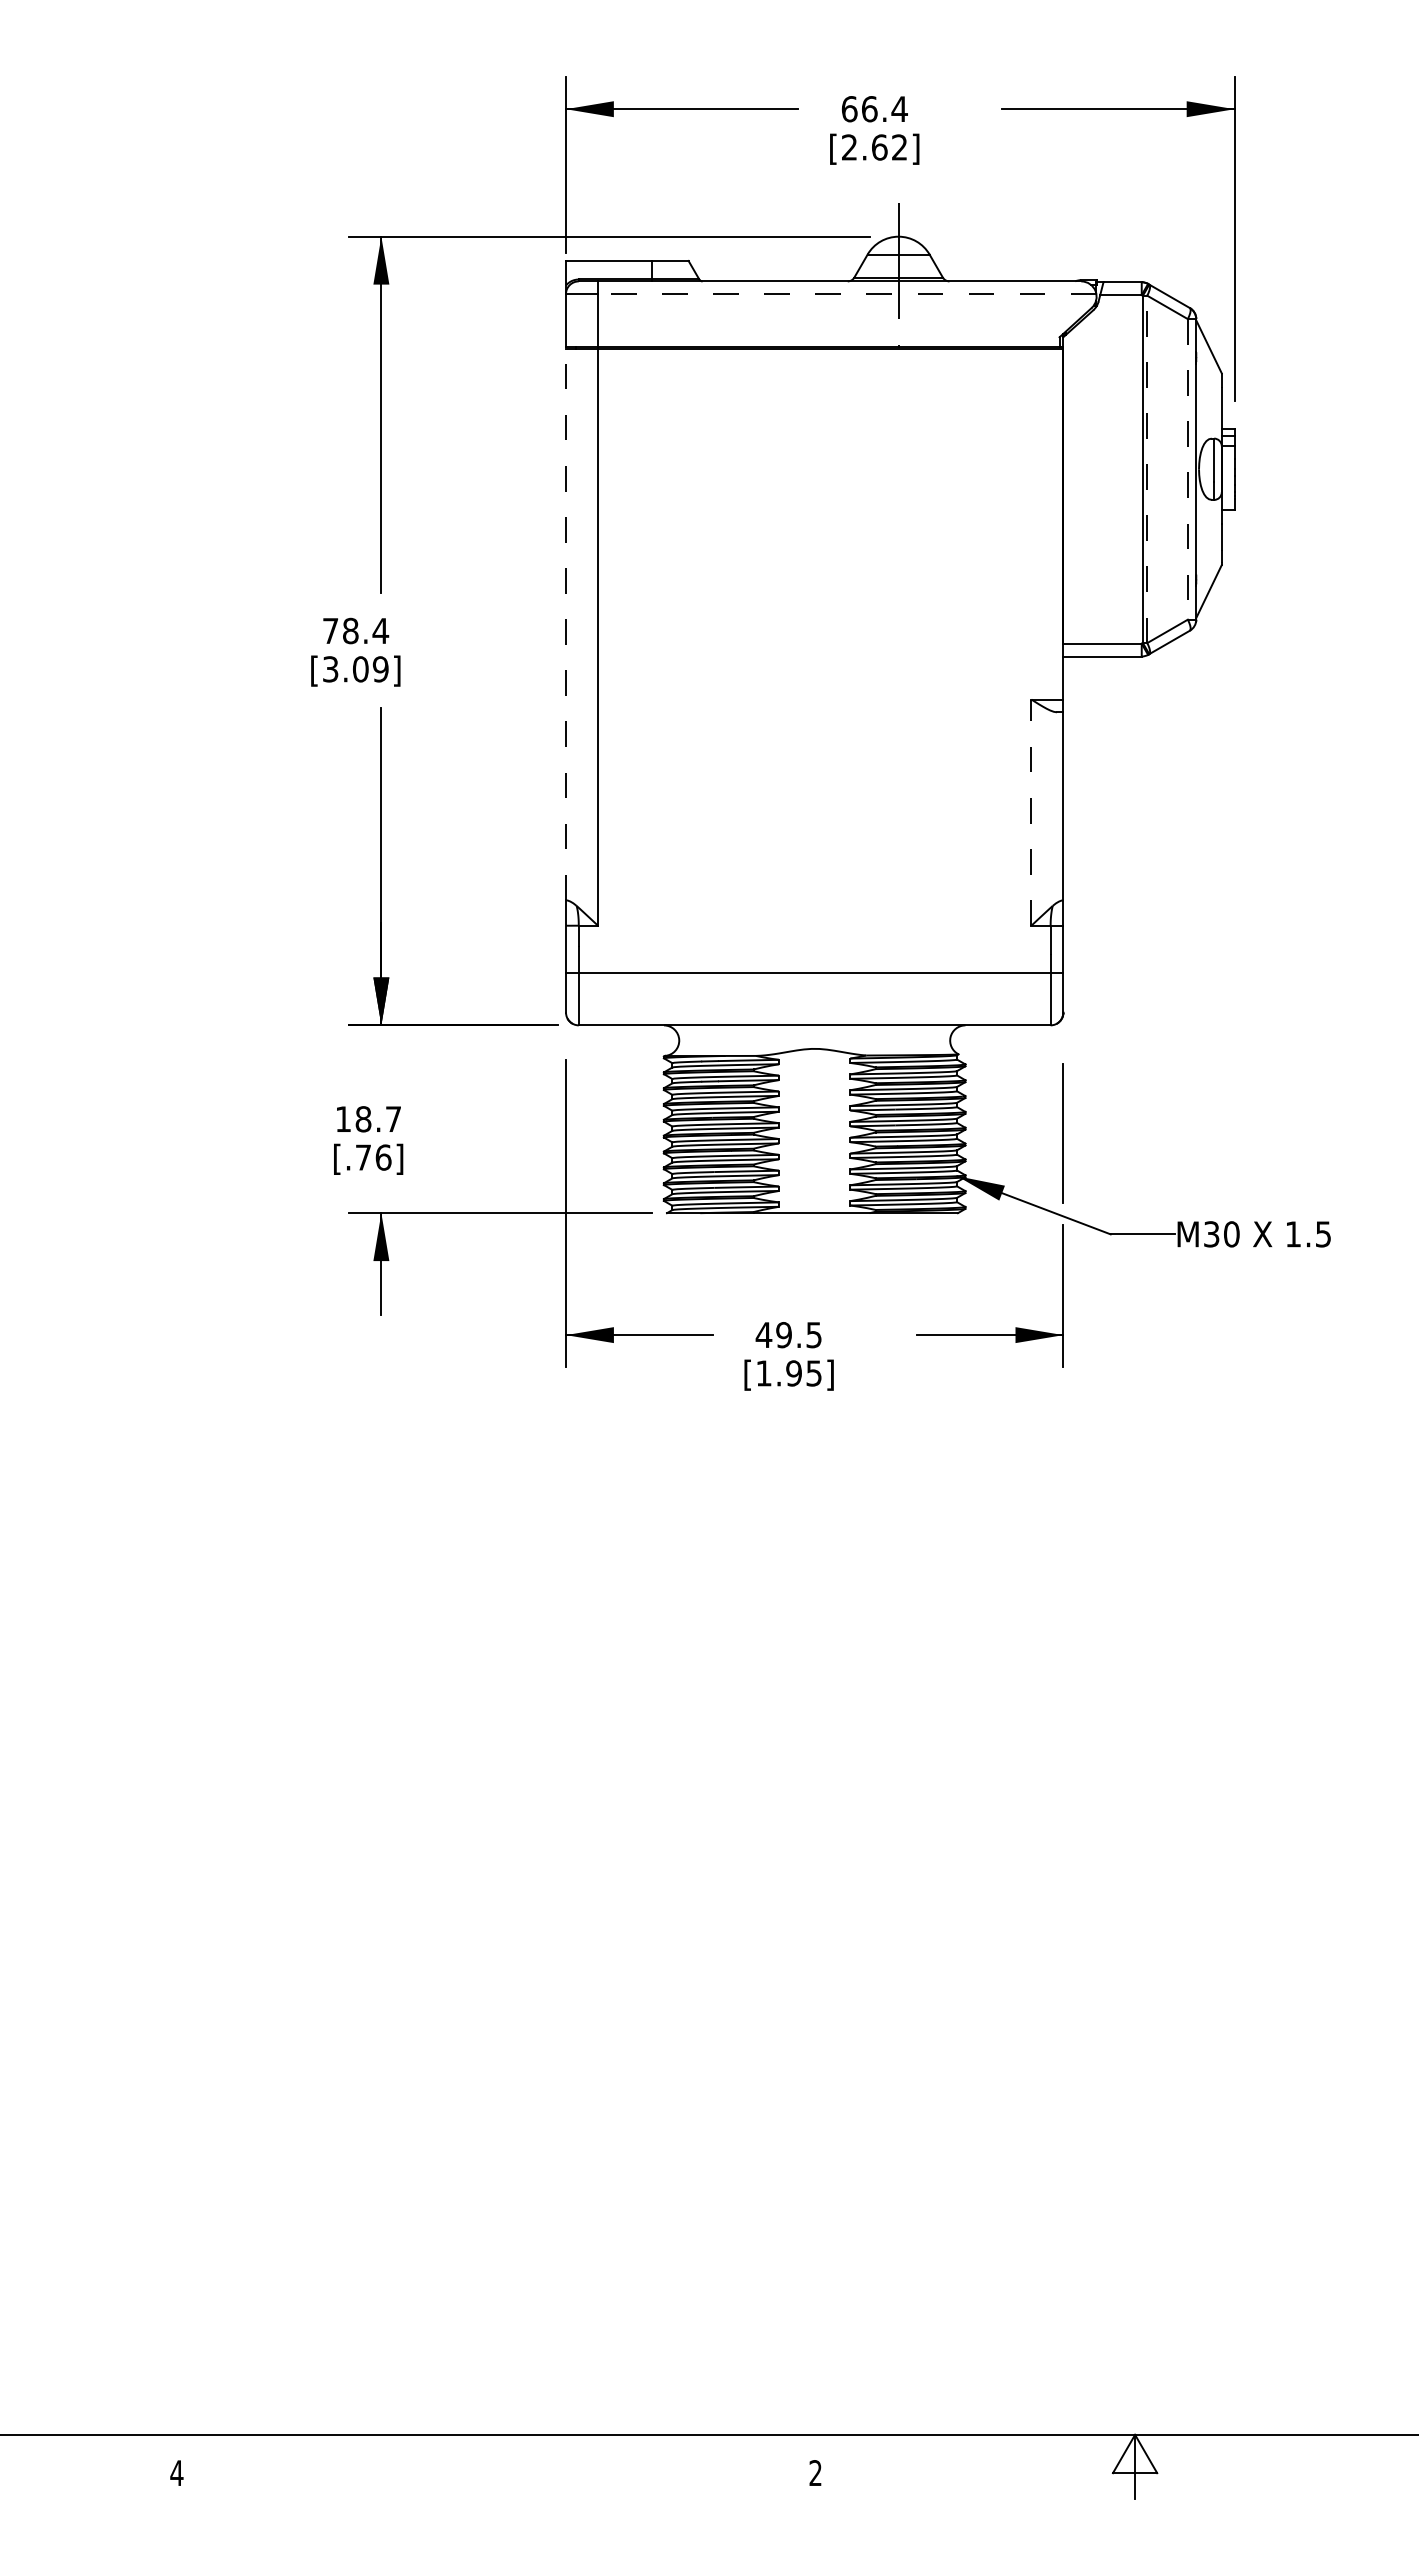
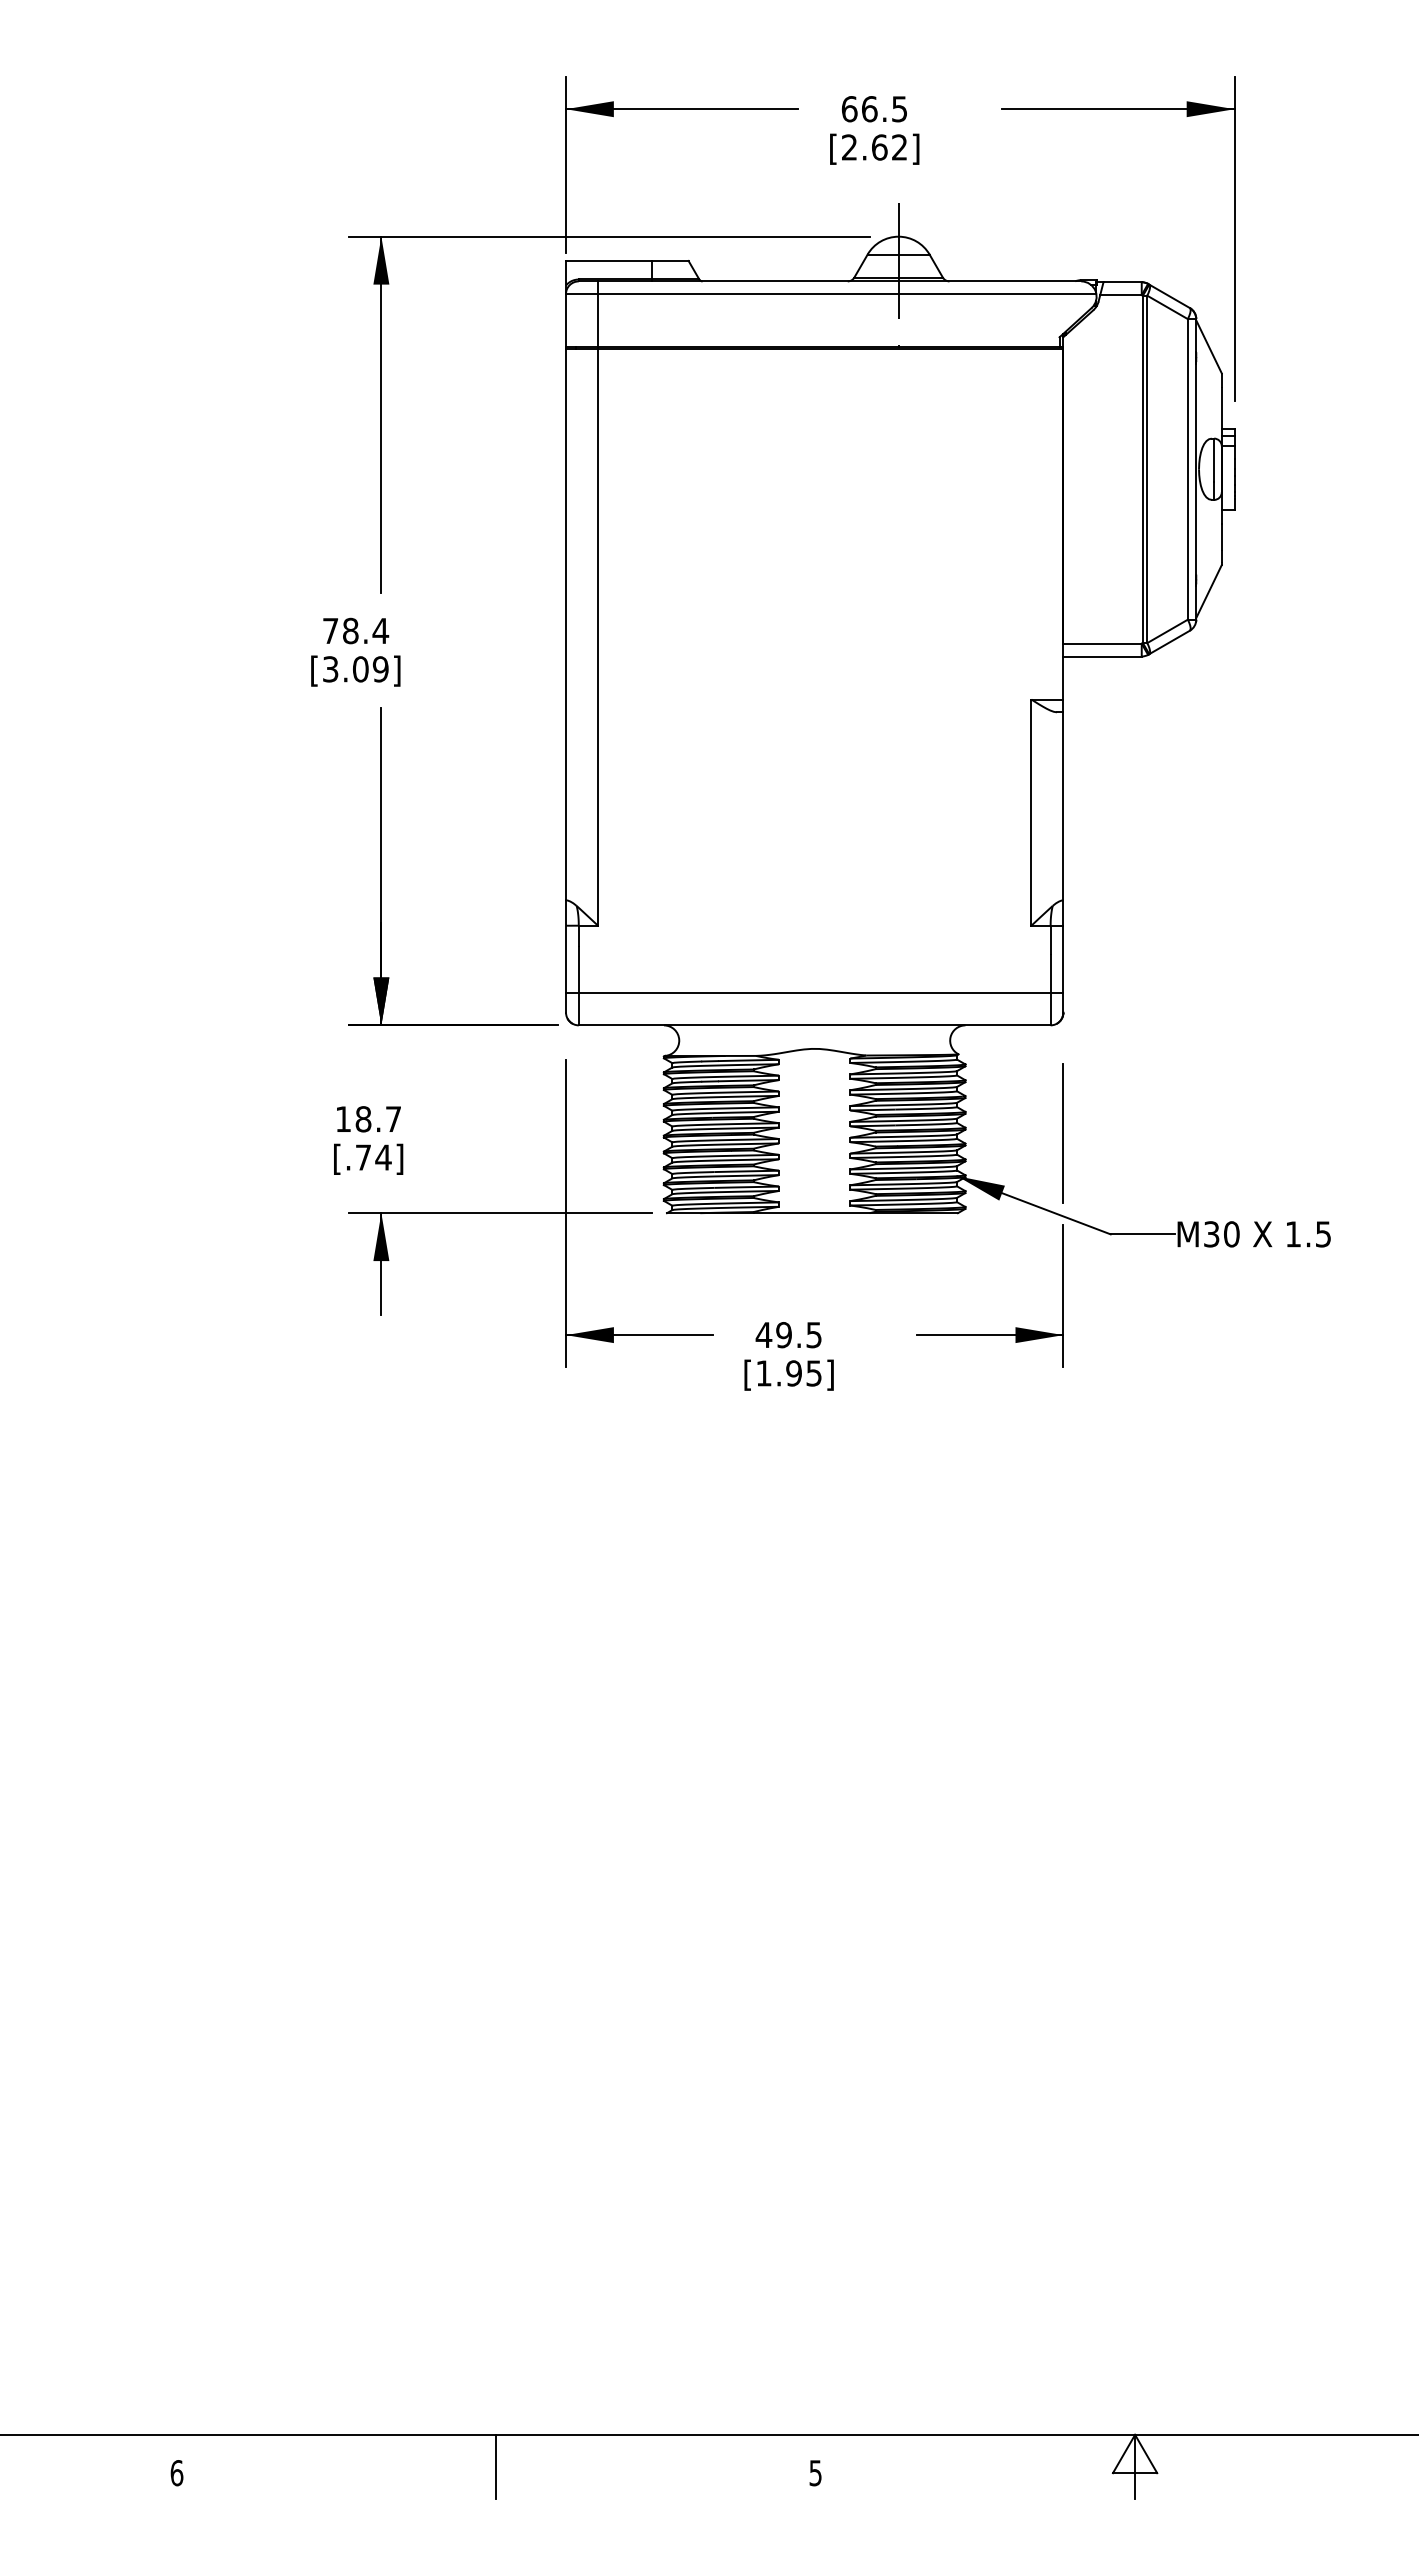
text: 66.4 -> 66.5 (899, 109)
line: dashed -> solid (846, 294)
line: dashed -> solid (1147, 469)
line: dashed -> solid (1187, 469)
line: dashed -> solid (566, 624)
line: dashed -> solid (1031, 812)
line position: (814, 973) -> (814, 993) (814, 993)
text: [.76] -> [.74] (383, 1157)
line: none -> present (496, 2466)
text: 4 -> 6 (176, 2473)
text: 2 -> 5 (815, 2473)
